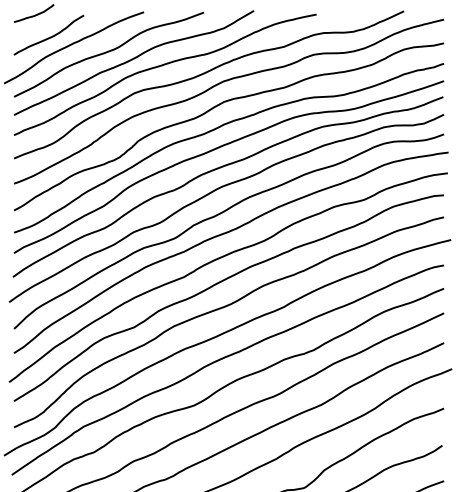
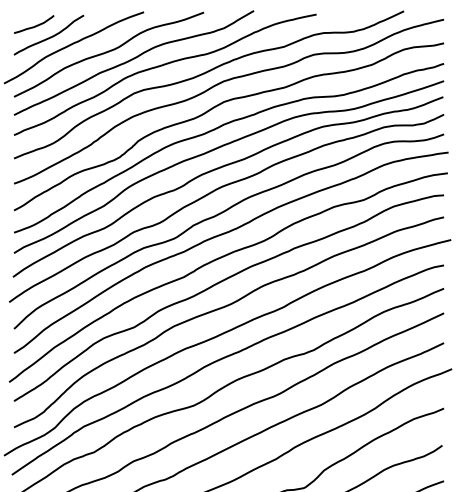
curve position: (35, 14) -> (35, 25) (35, 25)
